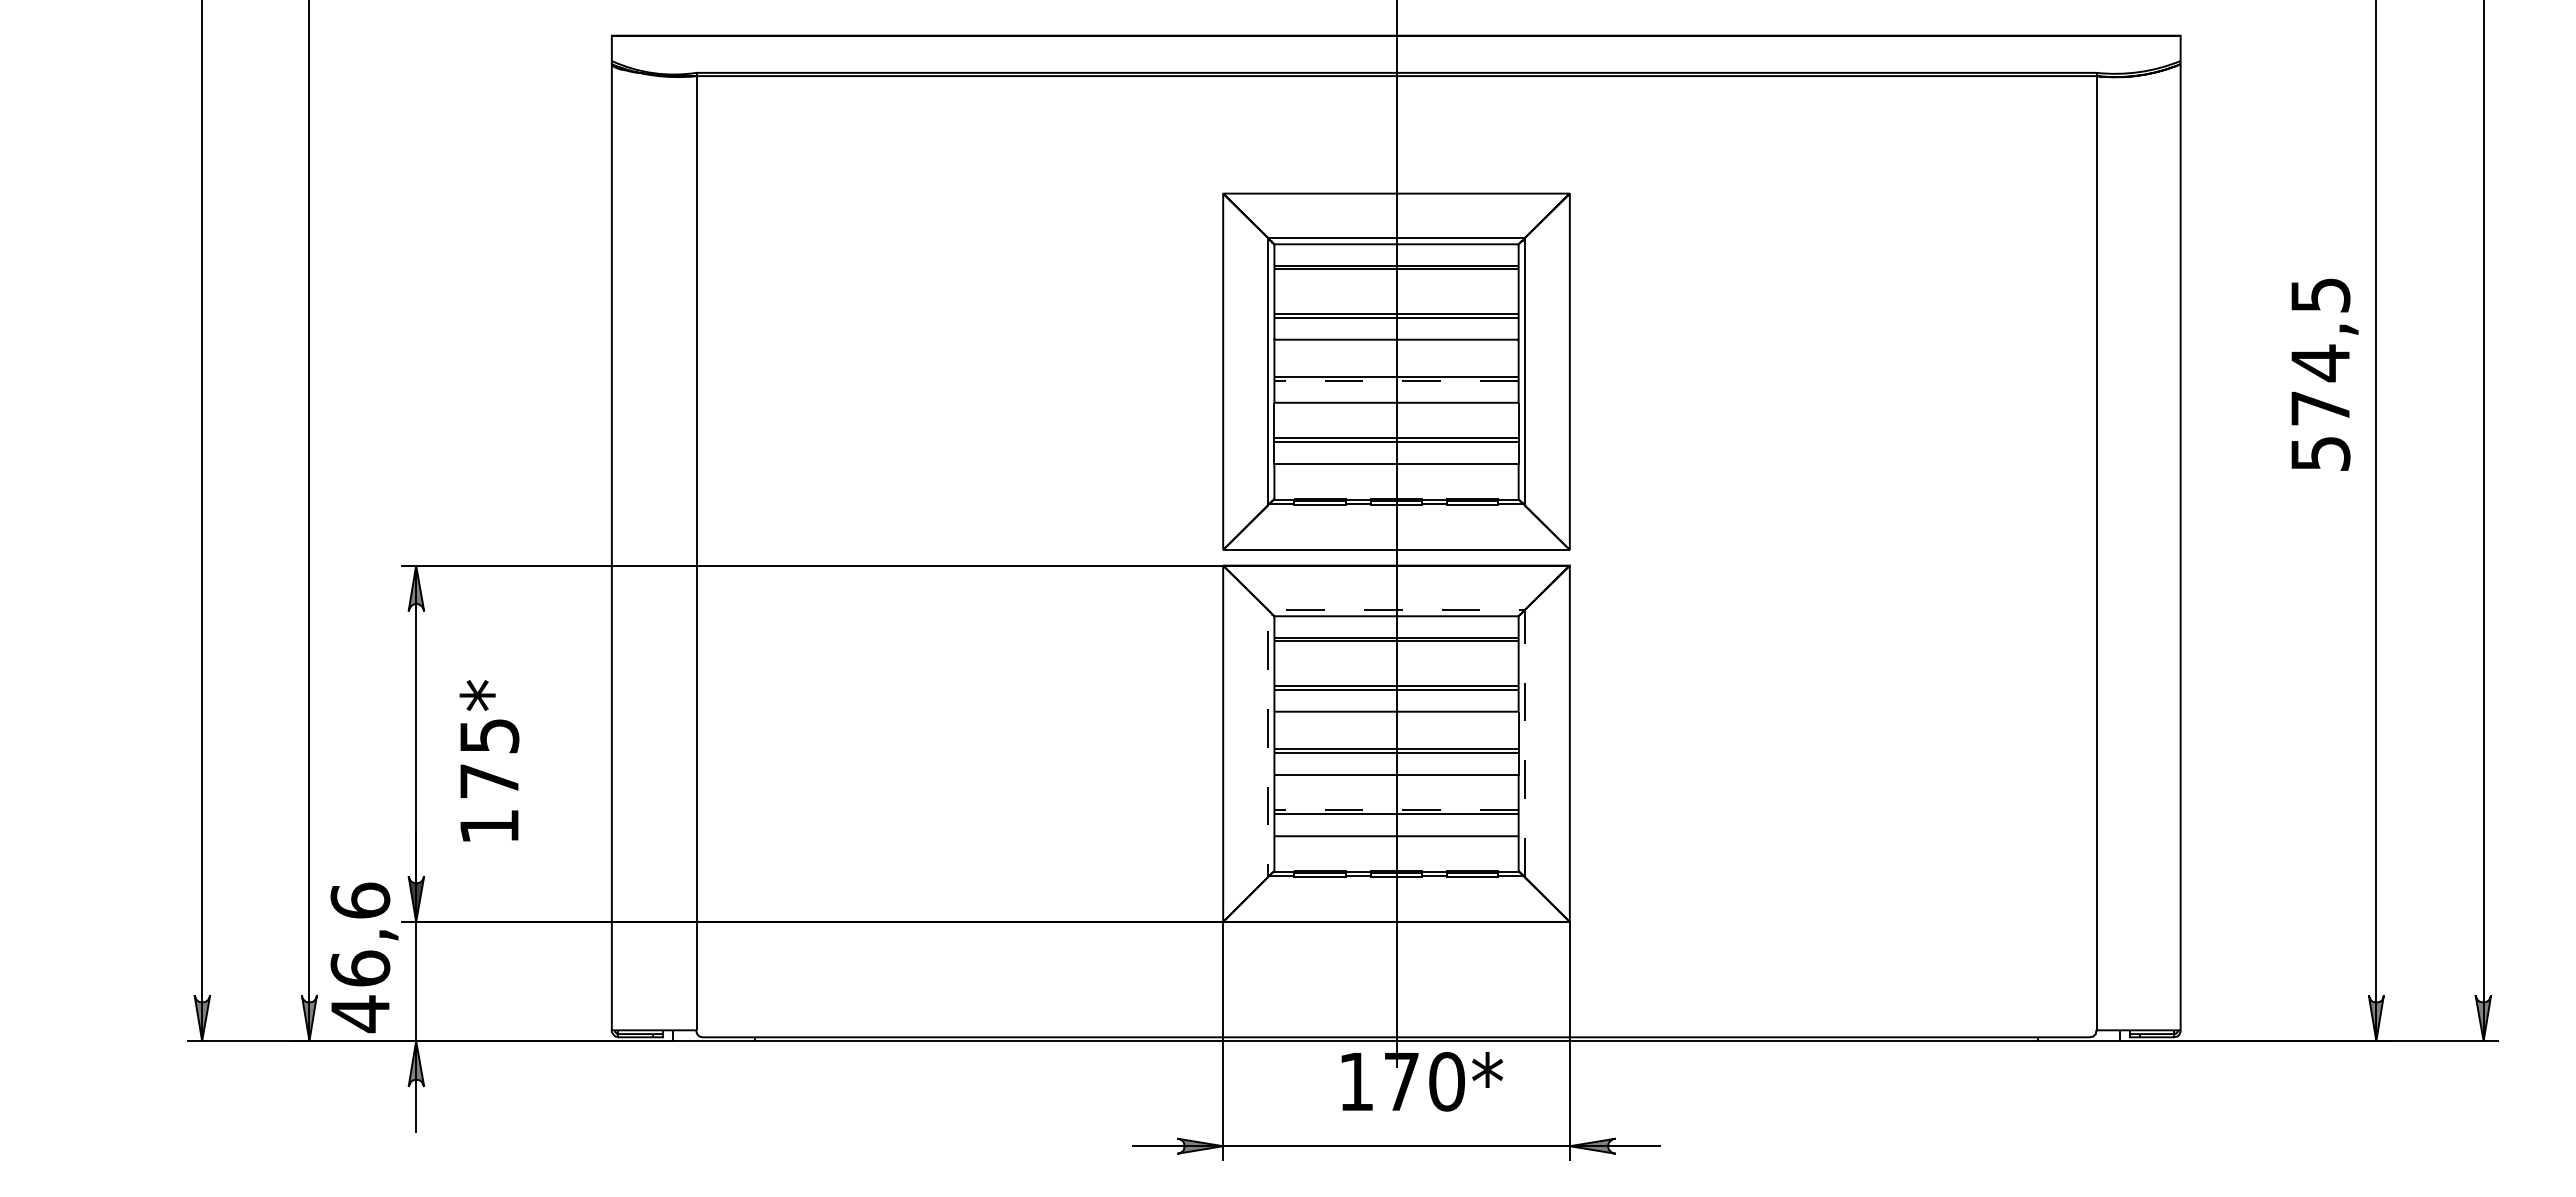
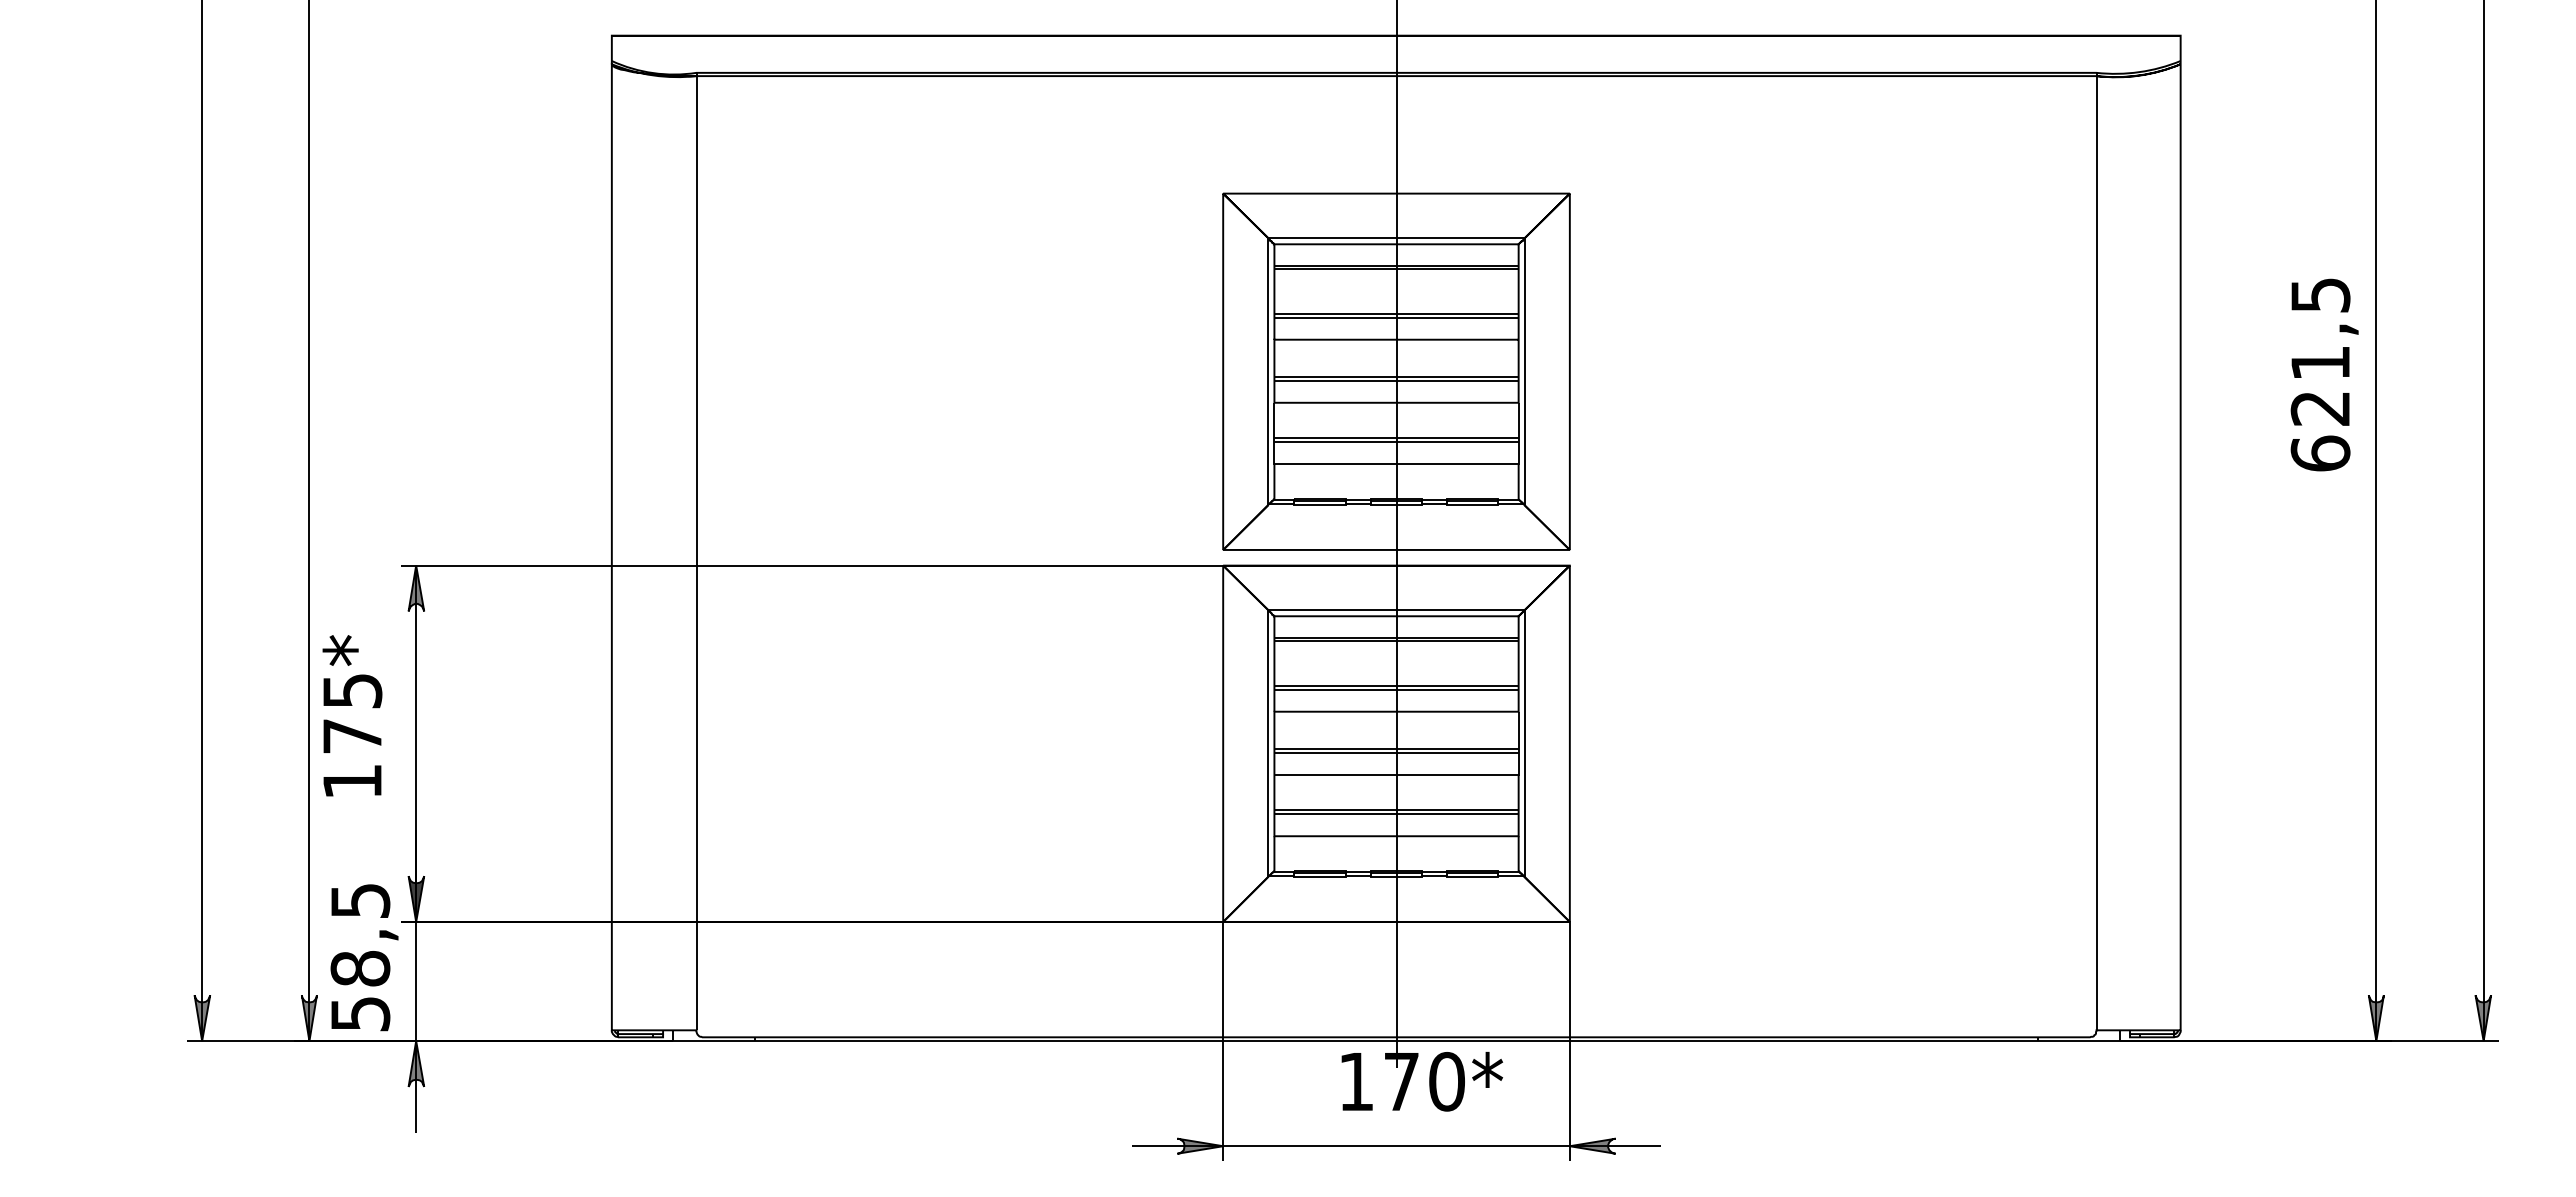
line: dashed -> solid (1396, 381)
text: 574,5 -> 621,5 (2320, 407)
line: dashed -> solid (1396, 610)
text position: (489, 760) -> (352, 715) (352, 715)
line: dashed -> solid (1396, 809)
text: 46,6 -> 58,5 (360, 957)
